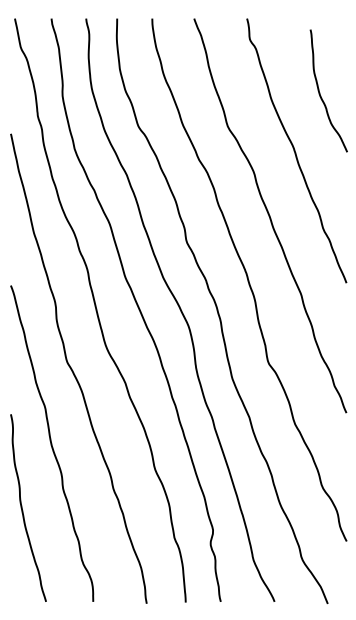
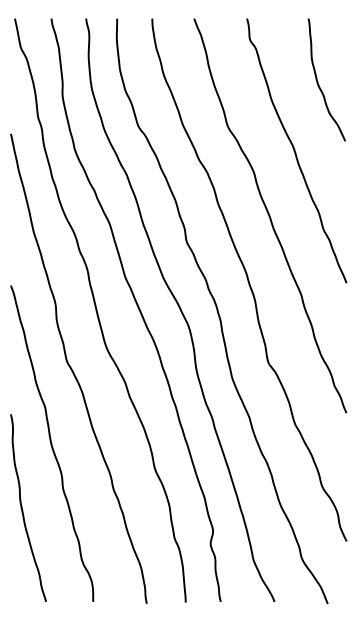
curve position: (320, 92) -> (318, 81) (318, 81)
